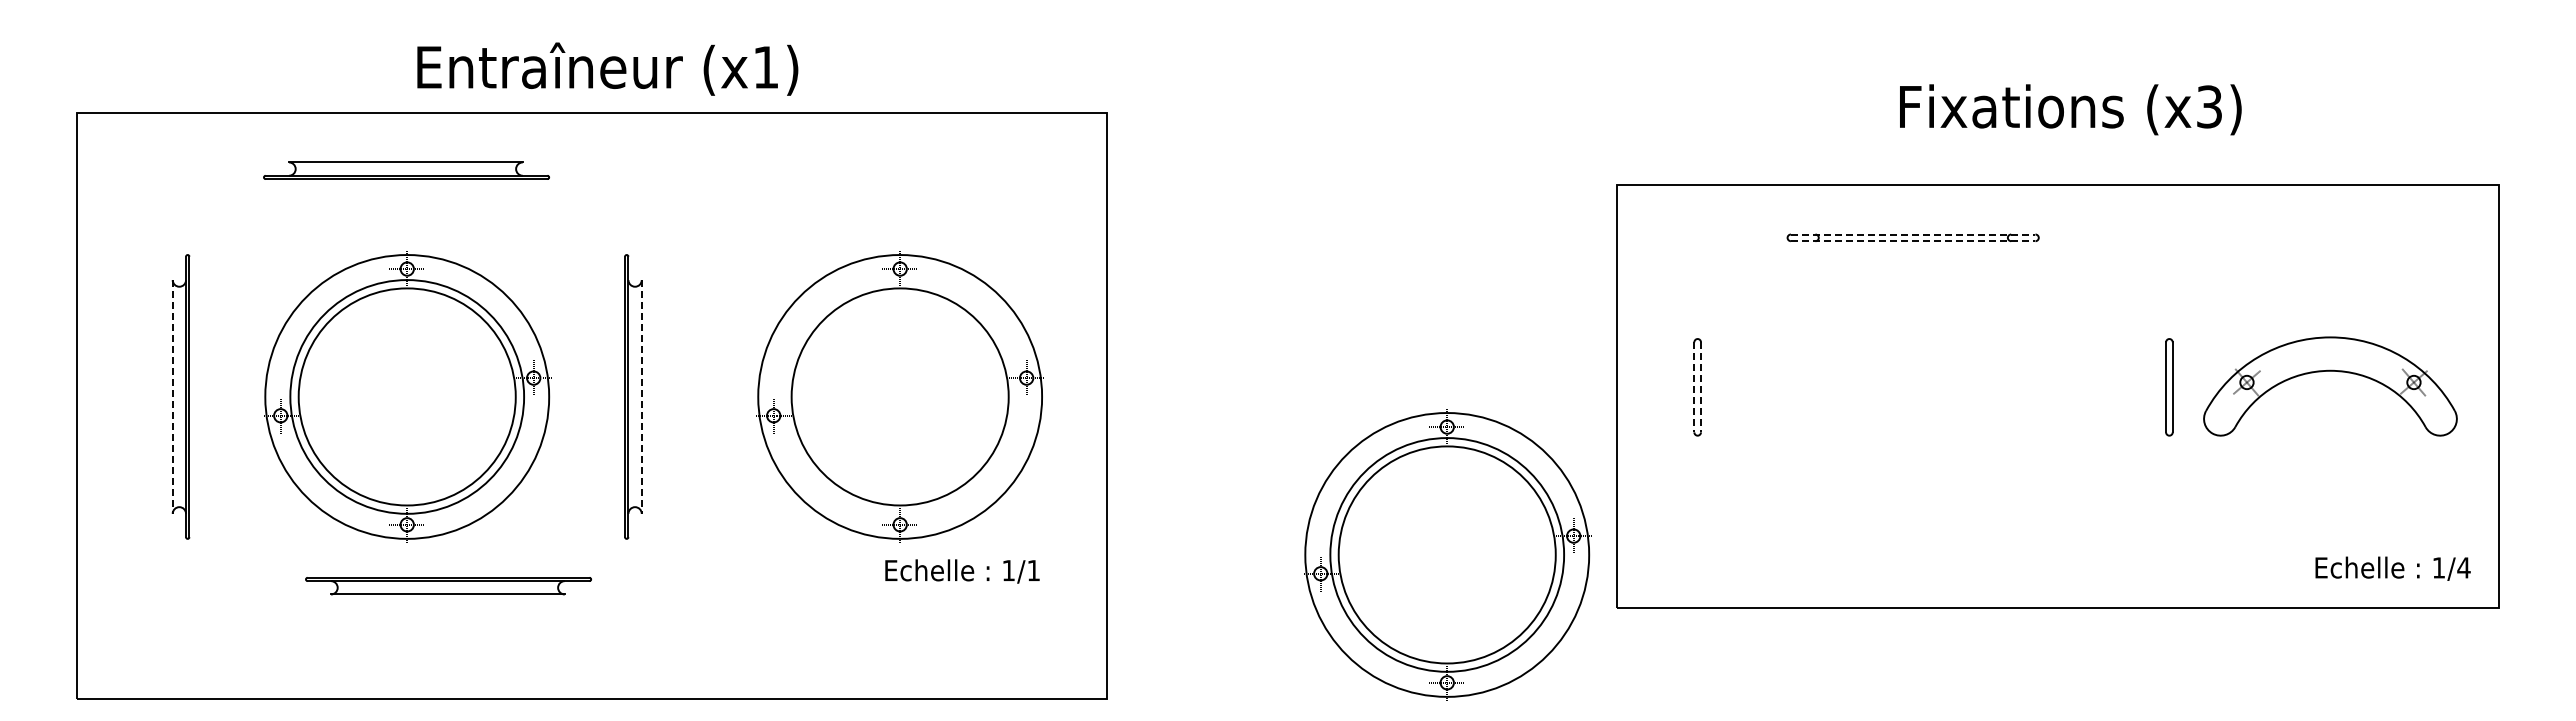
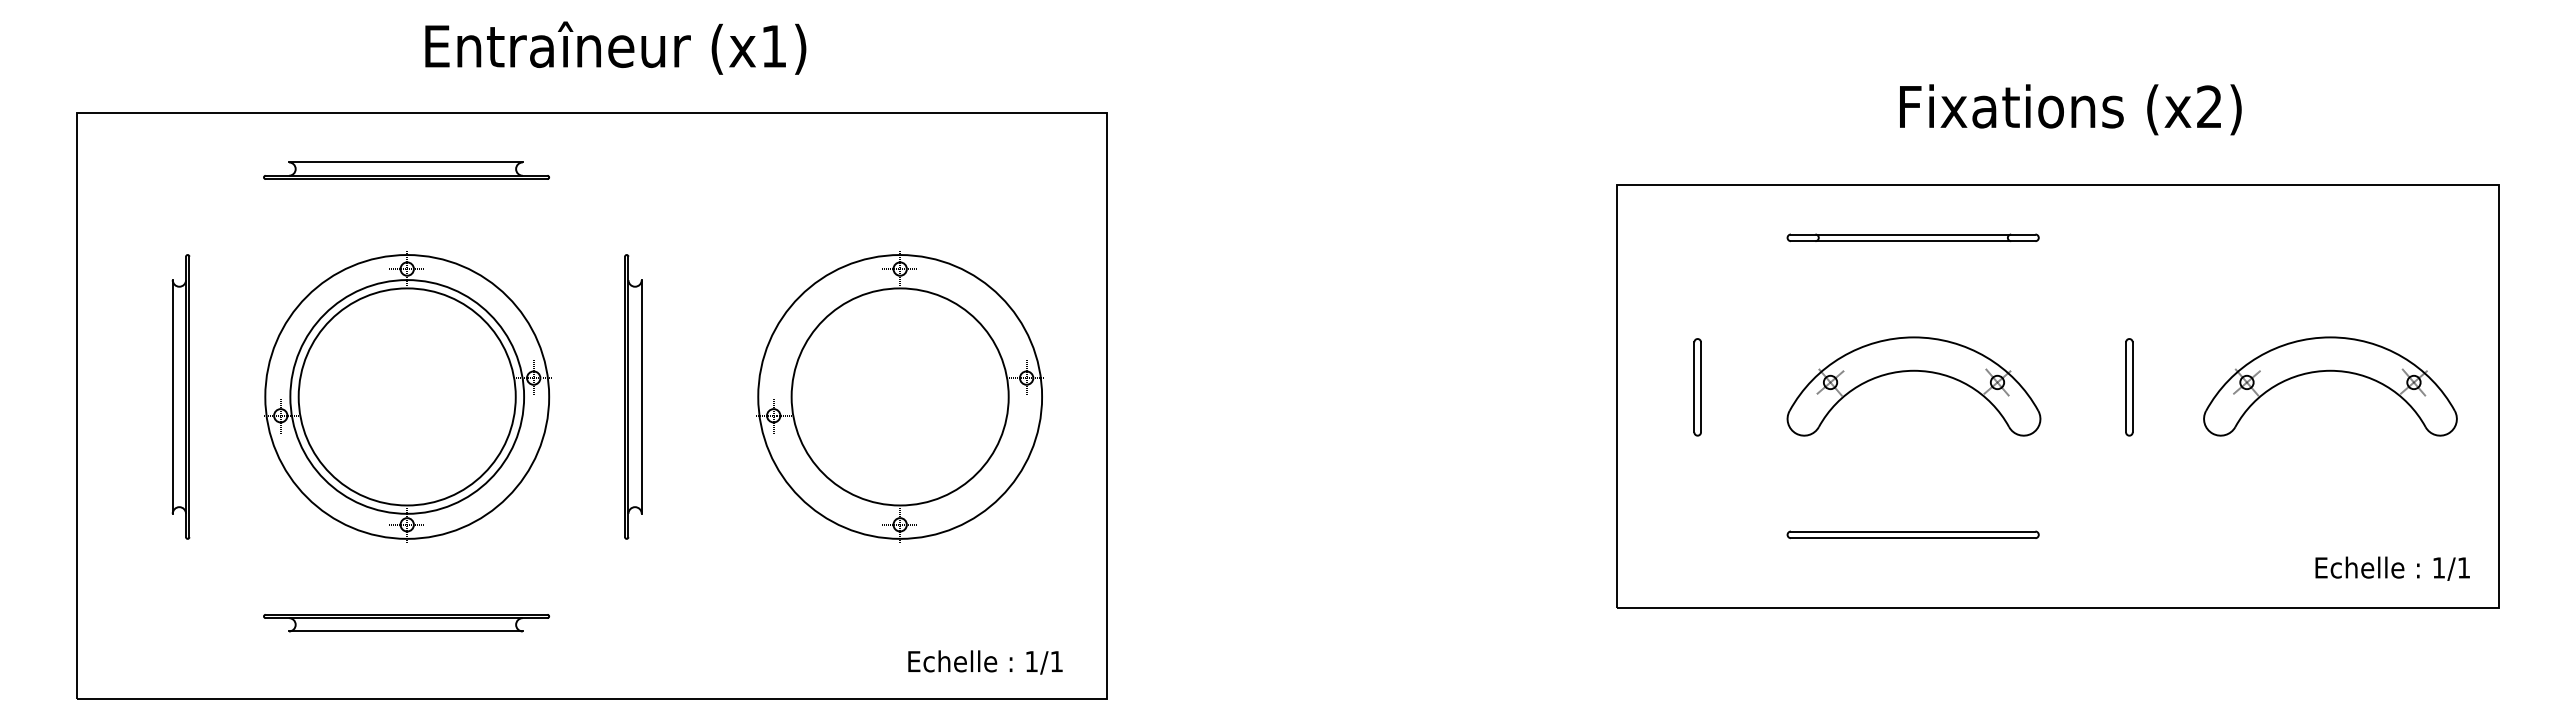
text position: (607, 68) -> (615, 47) (615, 47)
text: (x3) -> (x2) (2209, 106)
line: dashed -> solid (1913, 234)
line: dashed -> solid (1913, 241)
part: none -> present (1913, 371)
line: dashed -> solid (1694, 387)
line: dashed -> solid (1701, 387)
part position: (2169, 387) -> (2129, 387) (2129, 387)
line: dashed -> solid (172, 396)
line: dashed -> solid (641, 396)
part: none -> present (1912, 534)
part: present -> none (1447, 554)
text: 1/4 -> 1/1 (2463, 567)
text position: (962, 571) -> (985, 662) (985, 662)
part position: (448, 586) -> (406, 623) (406, 623)
